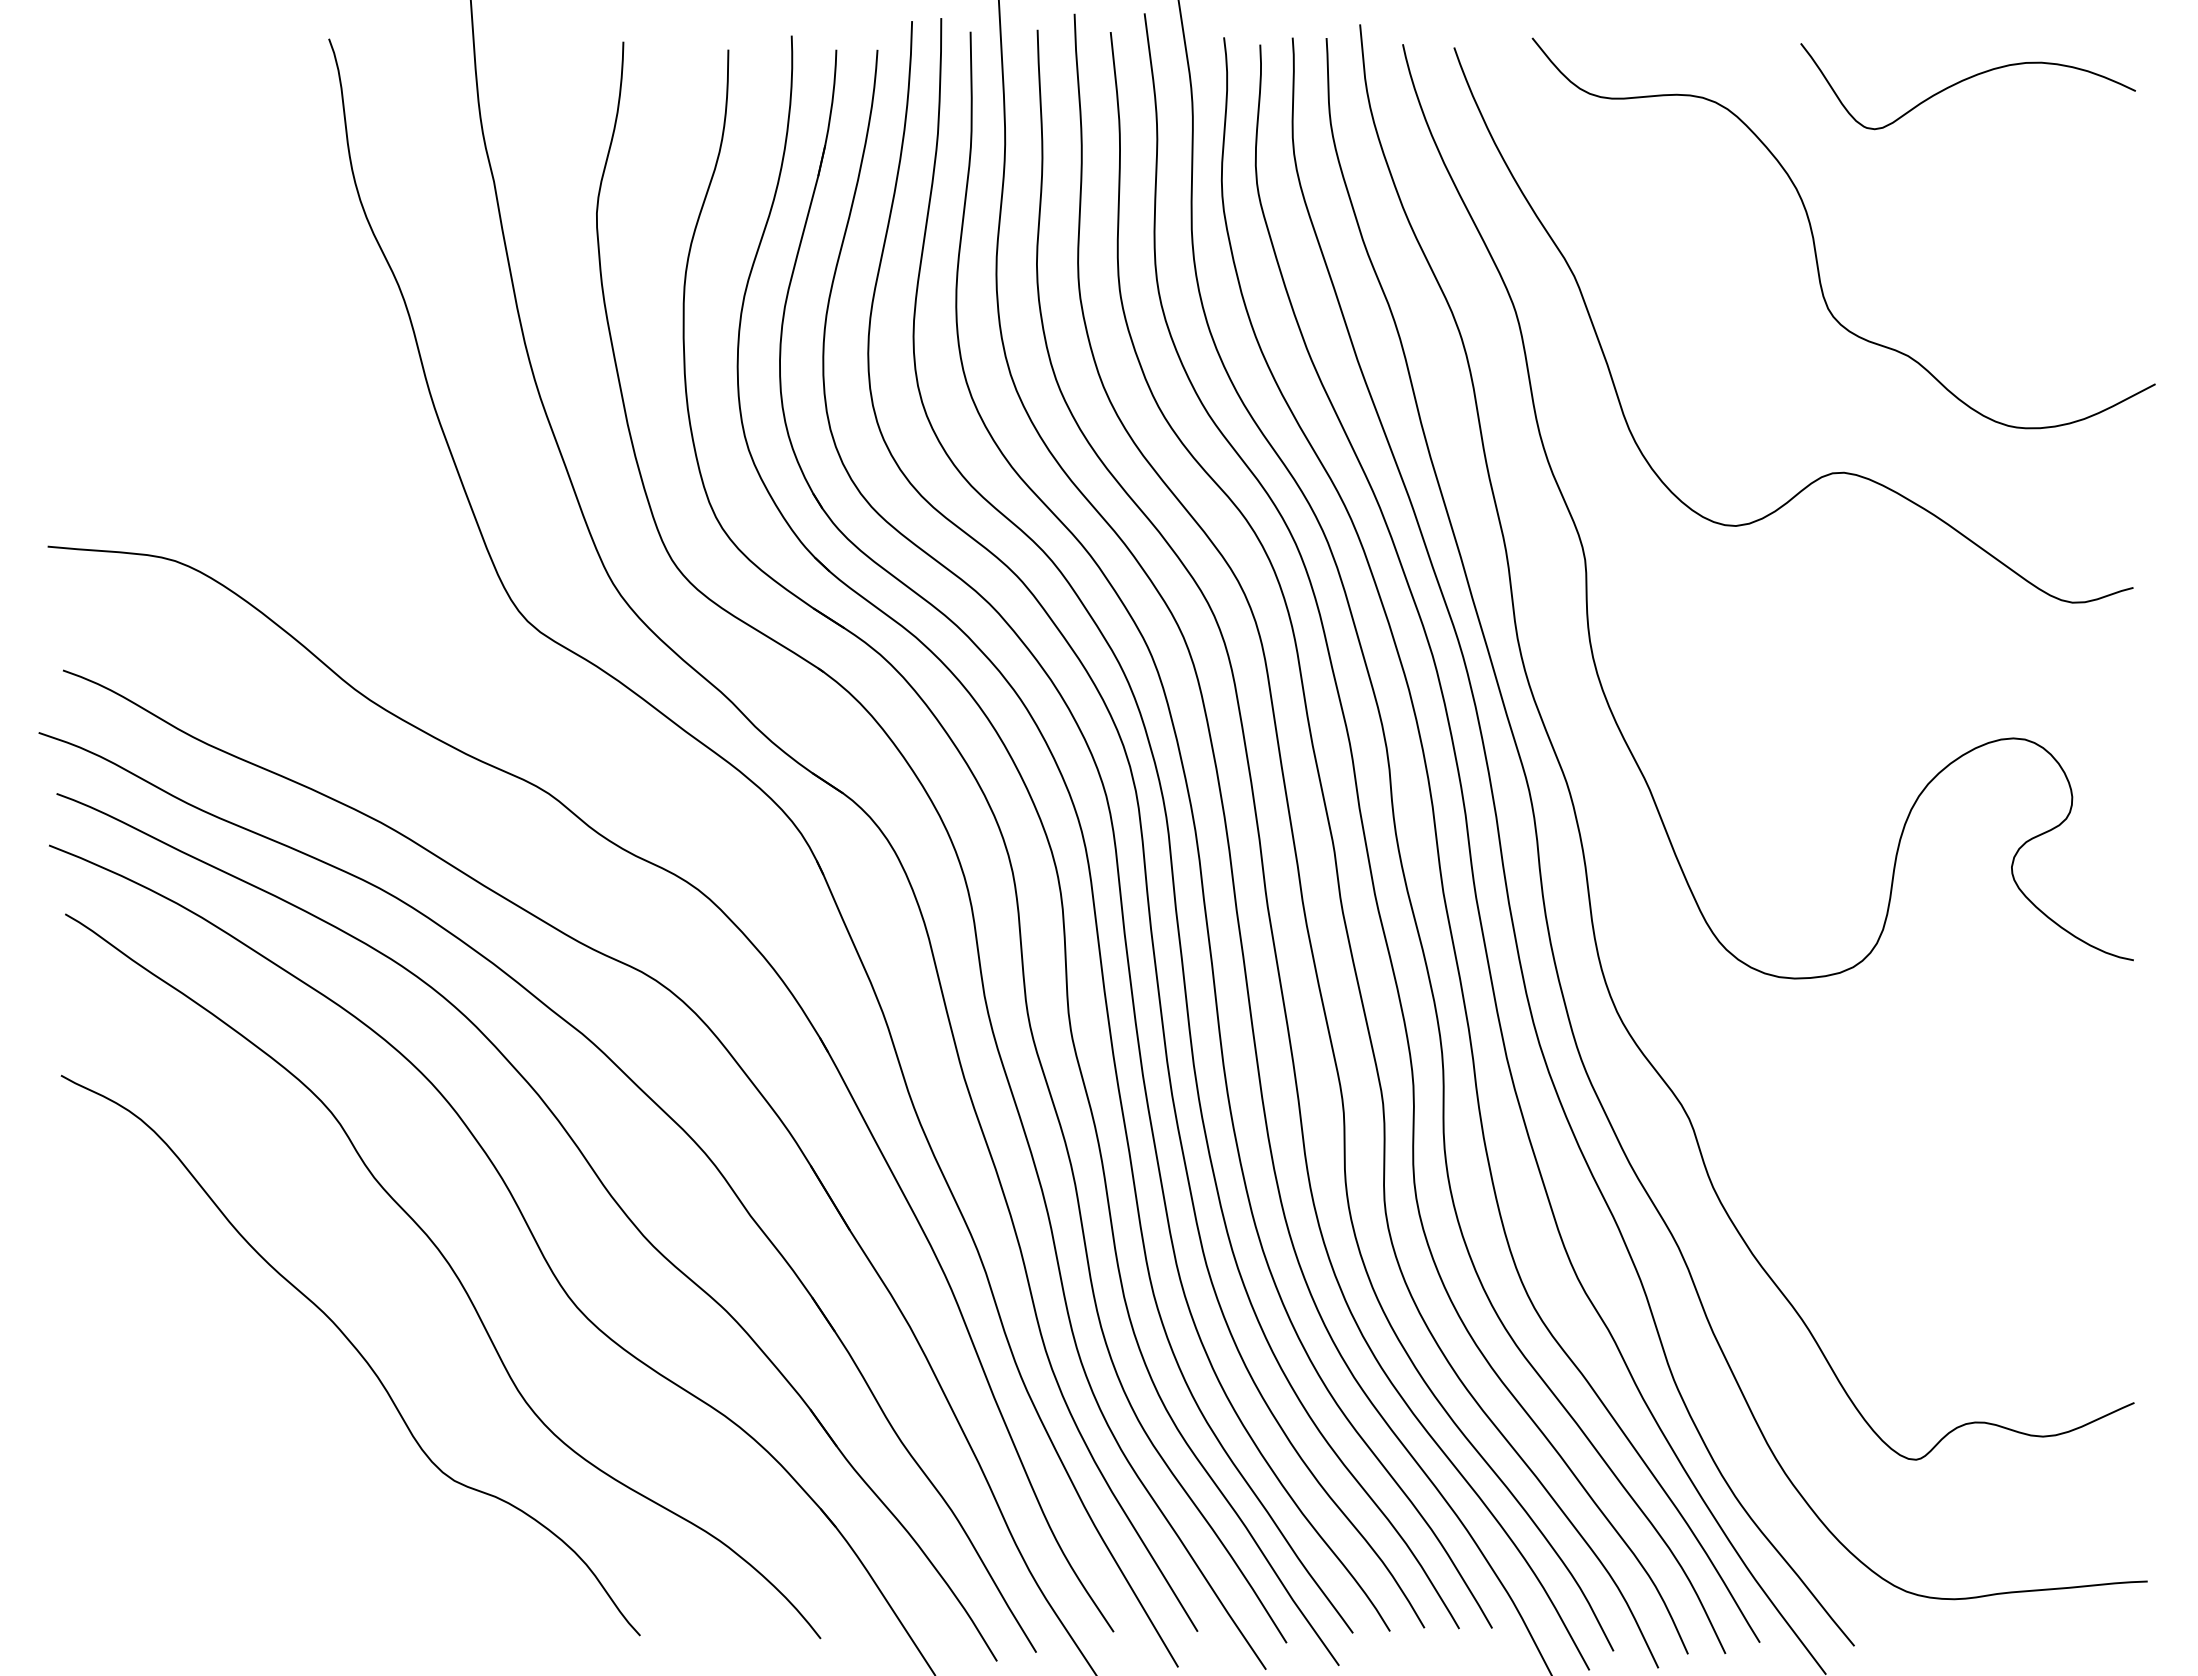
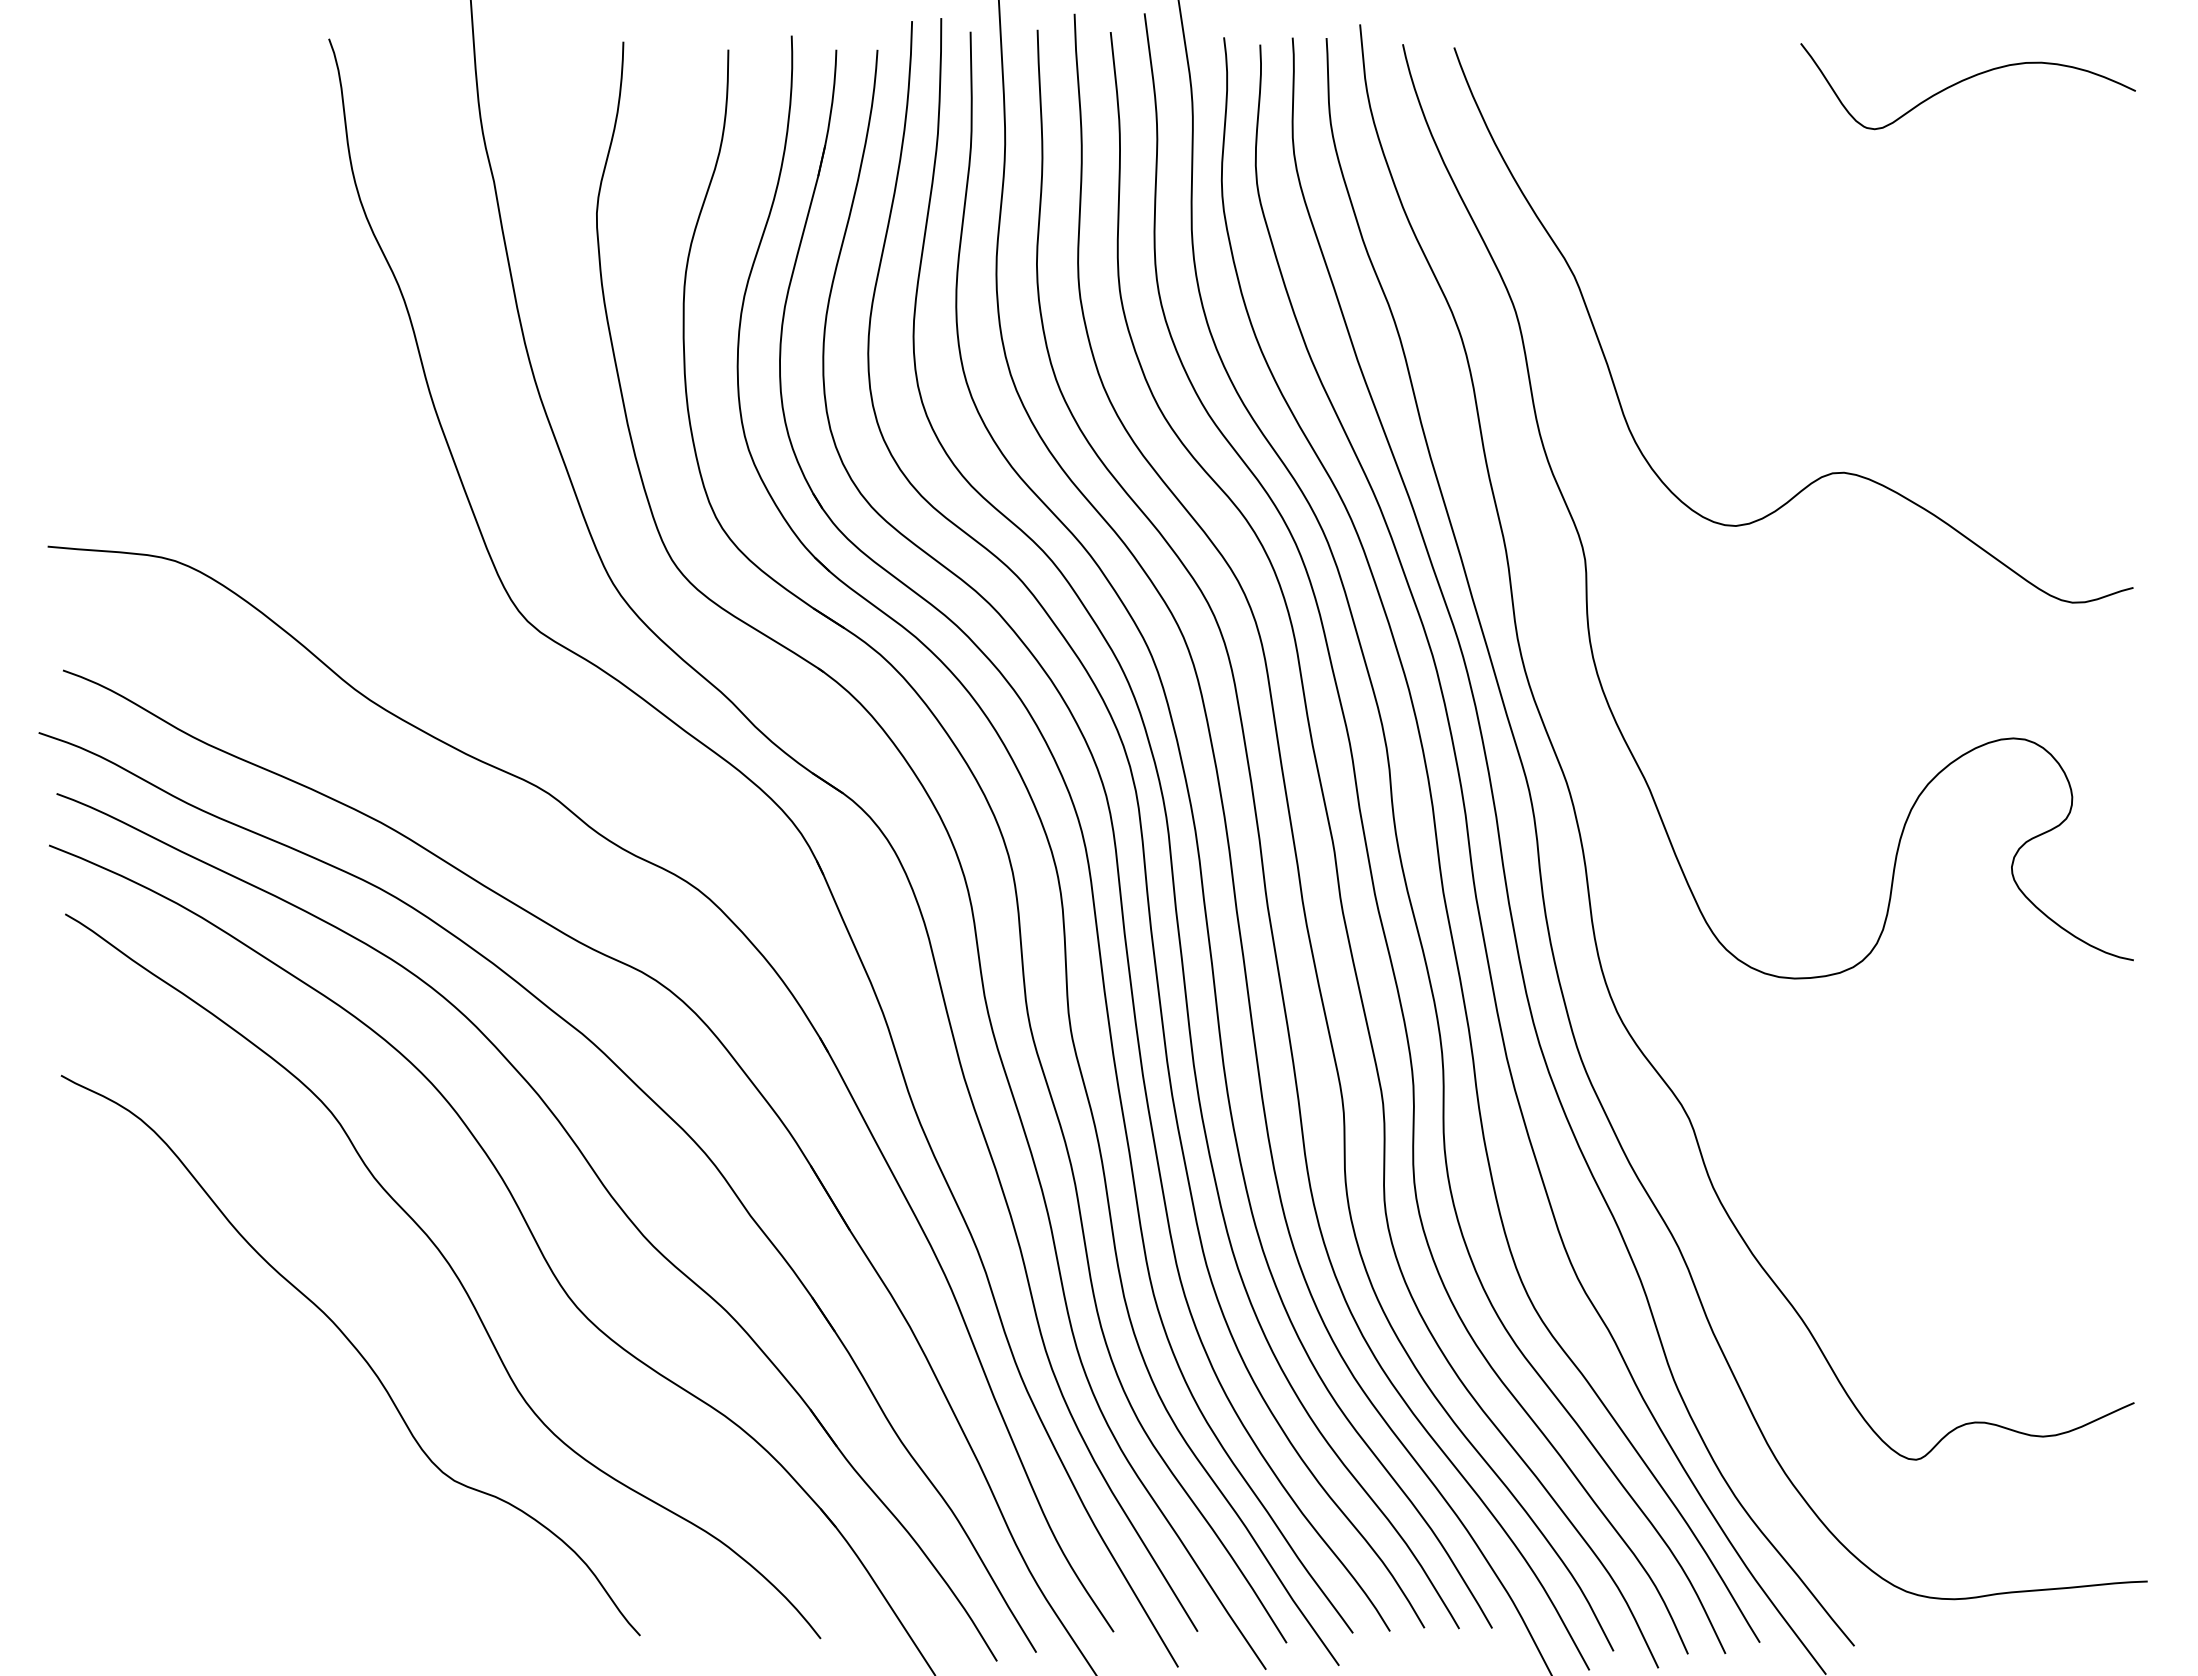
curve: present -> none (1814, 238)
